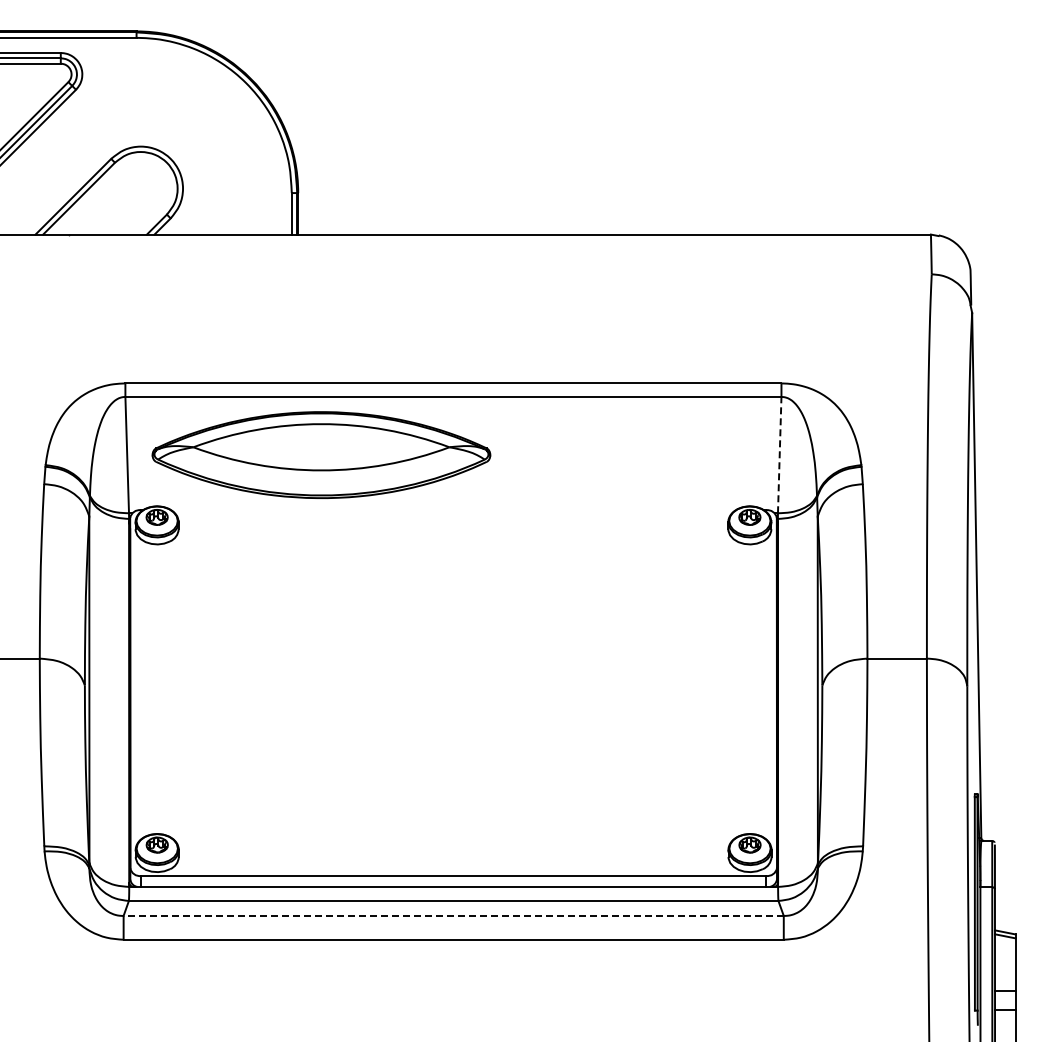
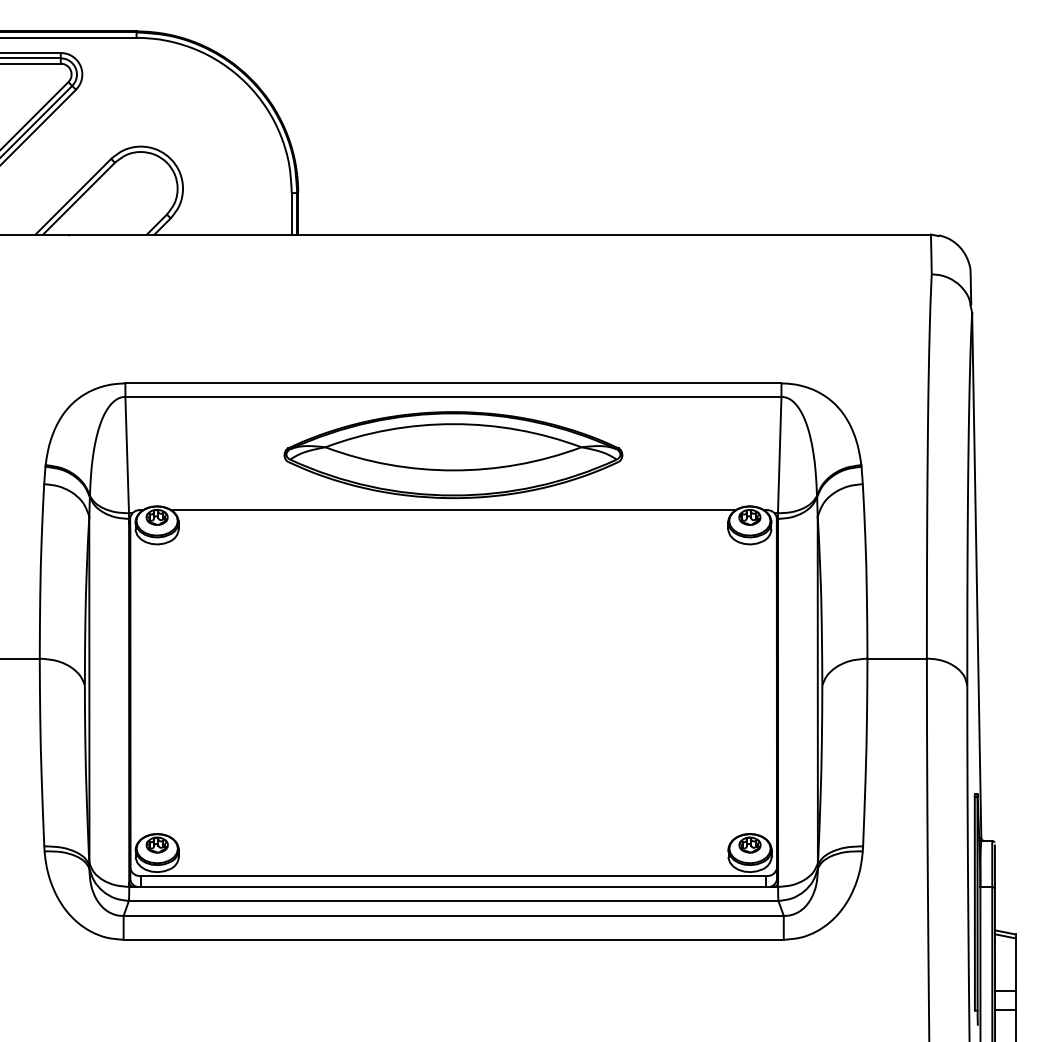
part position: (321, 454) -> (453, 454) (453, 454)
line: dashed -> solid (779, 454)
line: none -> present (453, 510)
line: dashed -> solid (453, 915)
